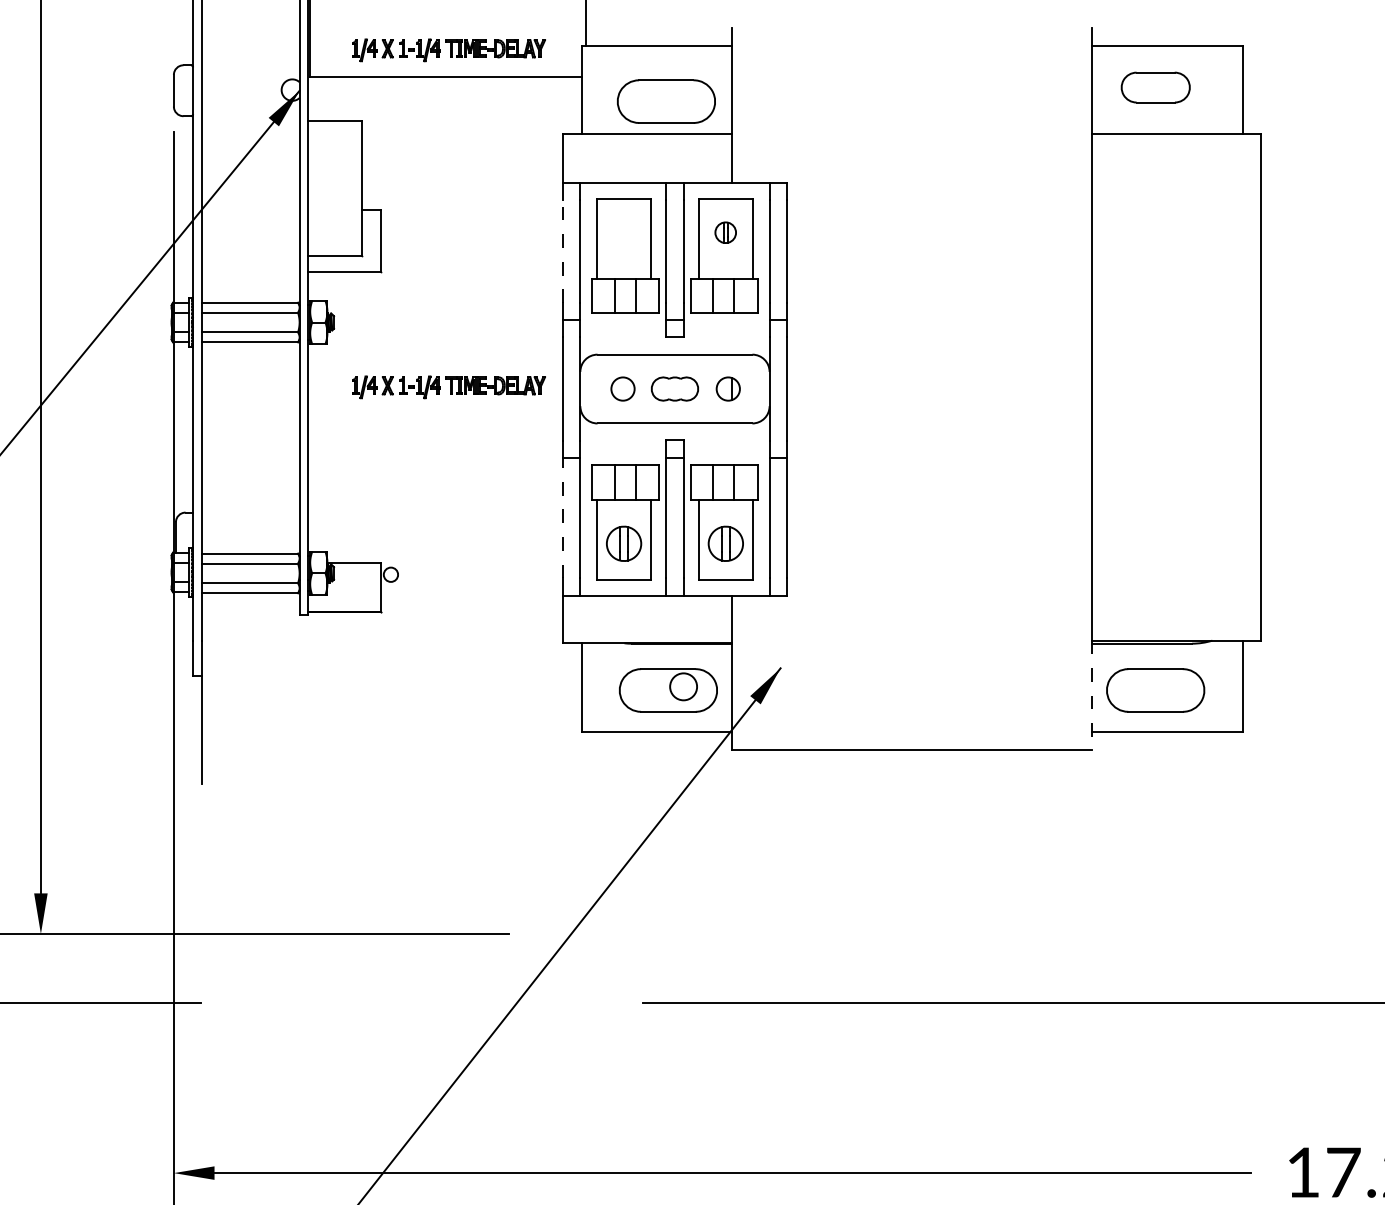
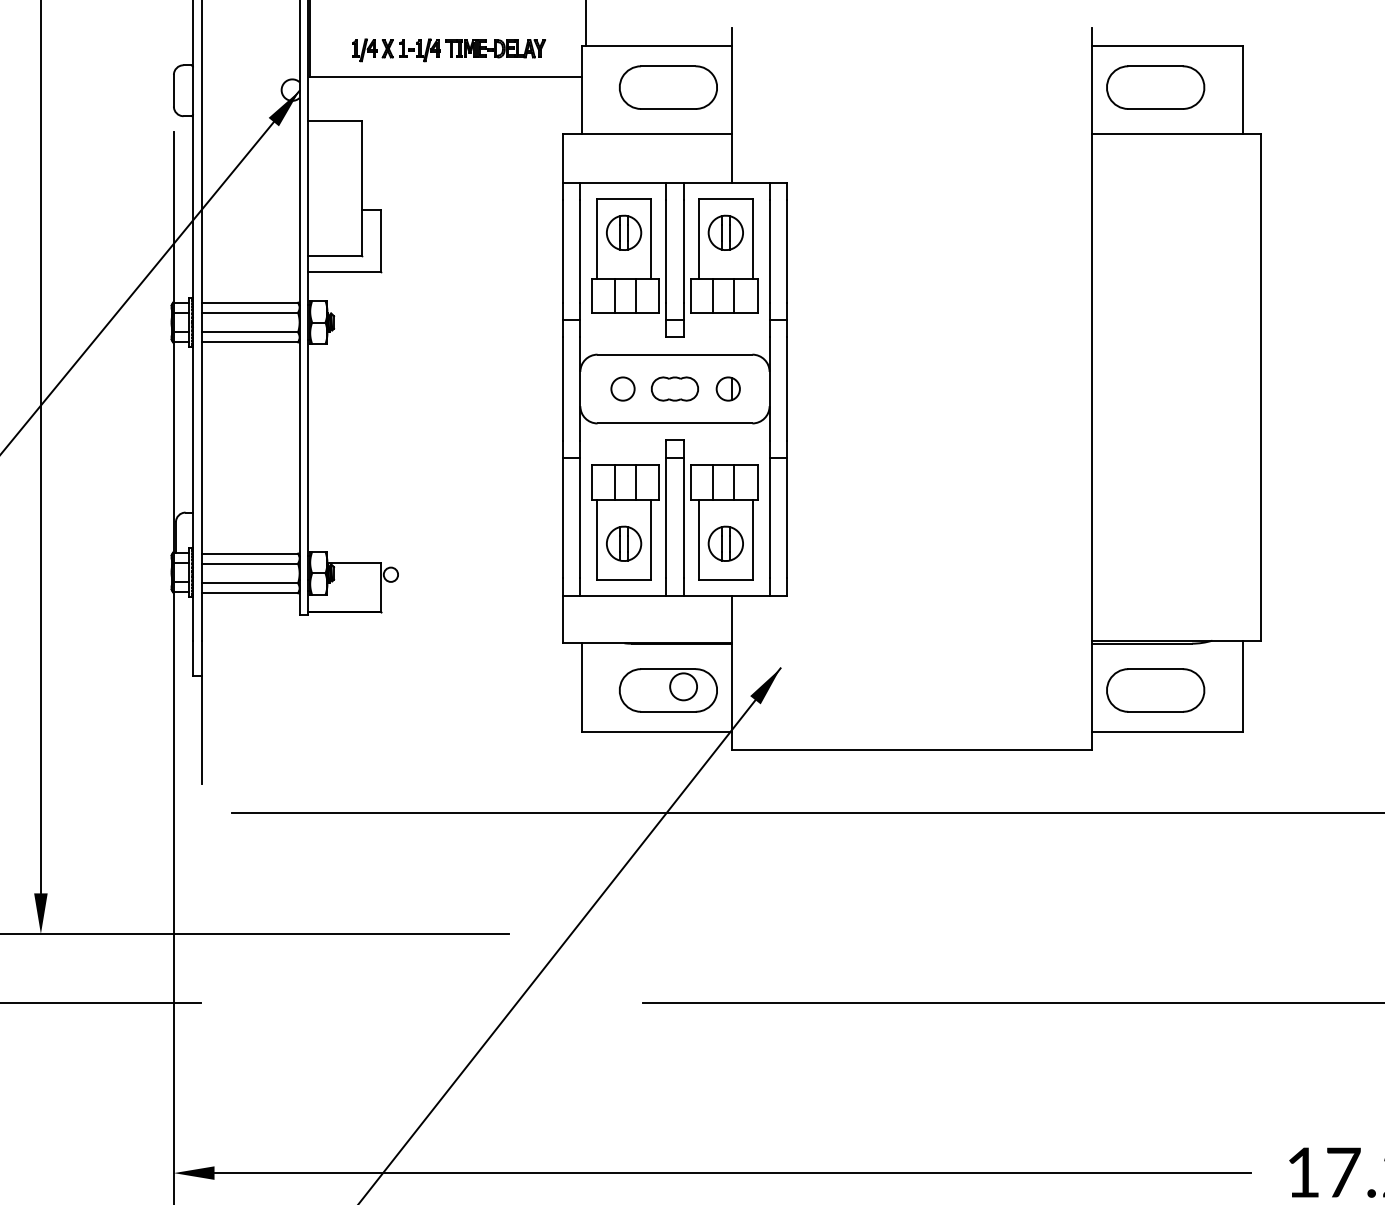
part size: 71x33 px -> 100x45 px (1155, 87)
part position: (666, 101) -> (668, 87) (668, 87)
part: none -> present (624, 232)
part size: 23x23 px -> 37x37 px (725, 232)
line: dashed -> solid (563, 251)
part: present -> none (448, 387)
line: dashed -> solid (563, 517)
line: dashed -> solid (1092, 695)
line: none -> present (806, 813)
